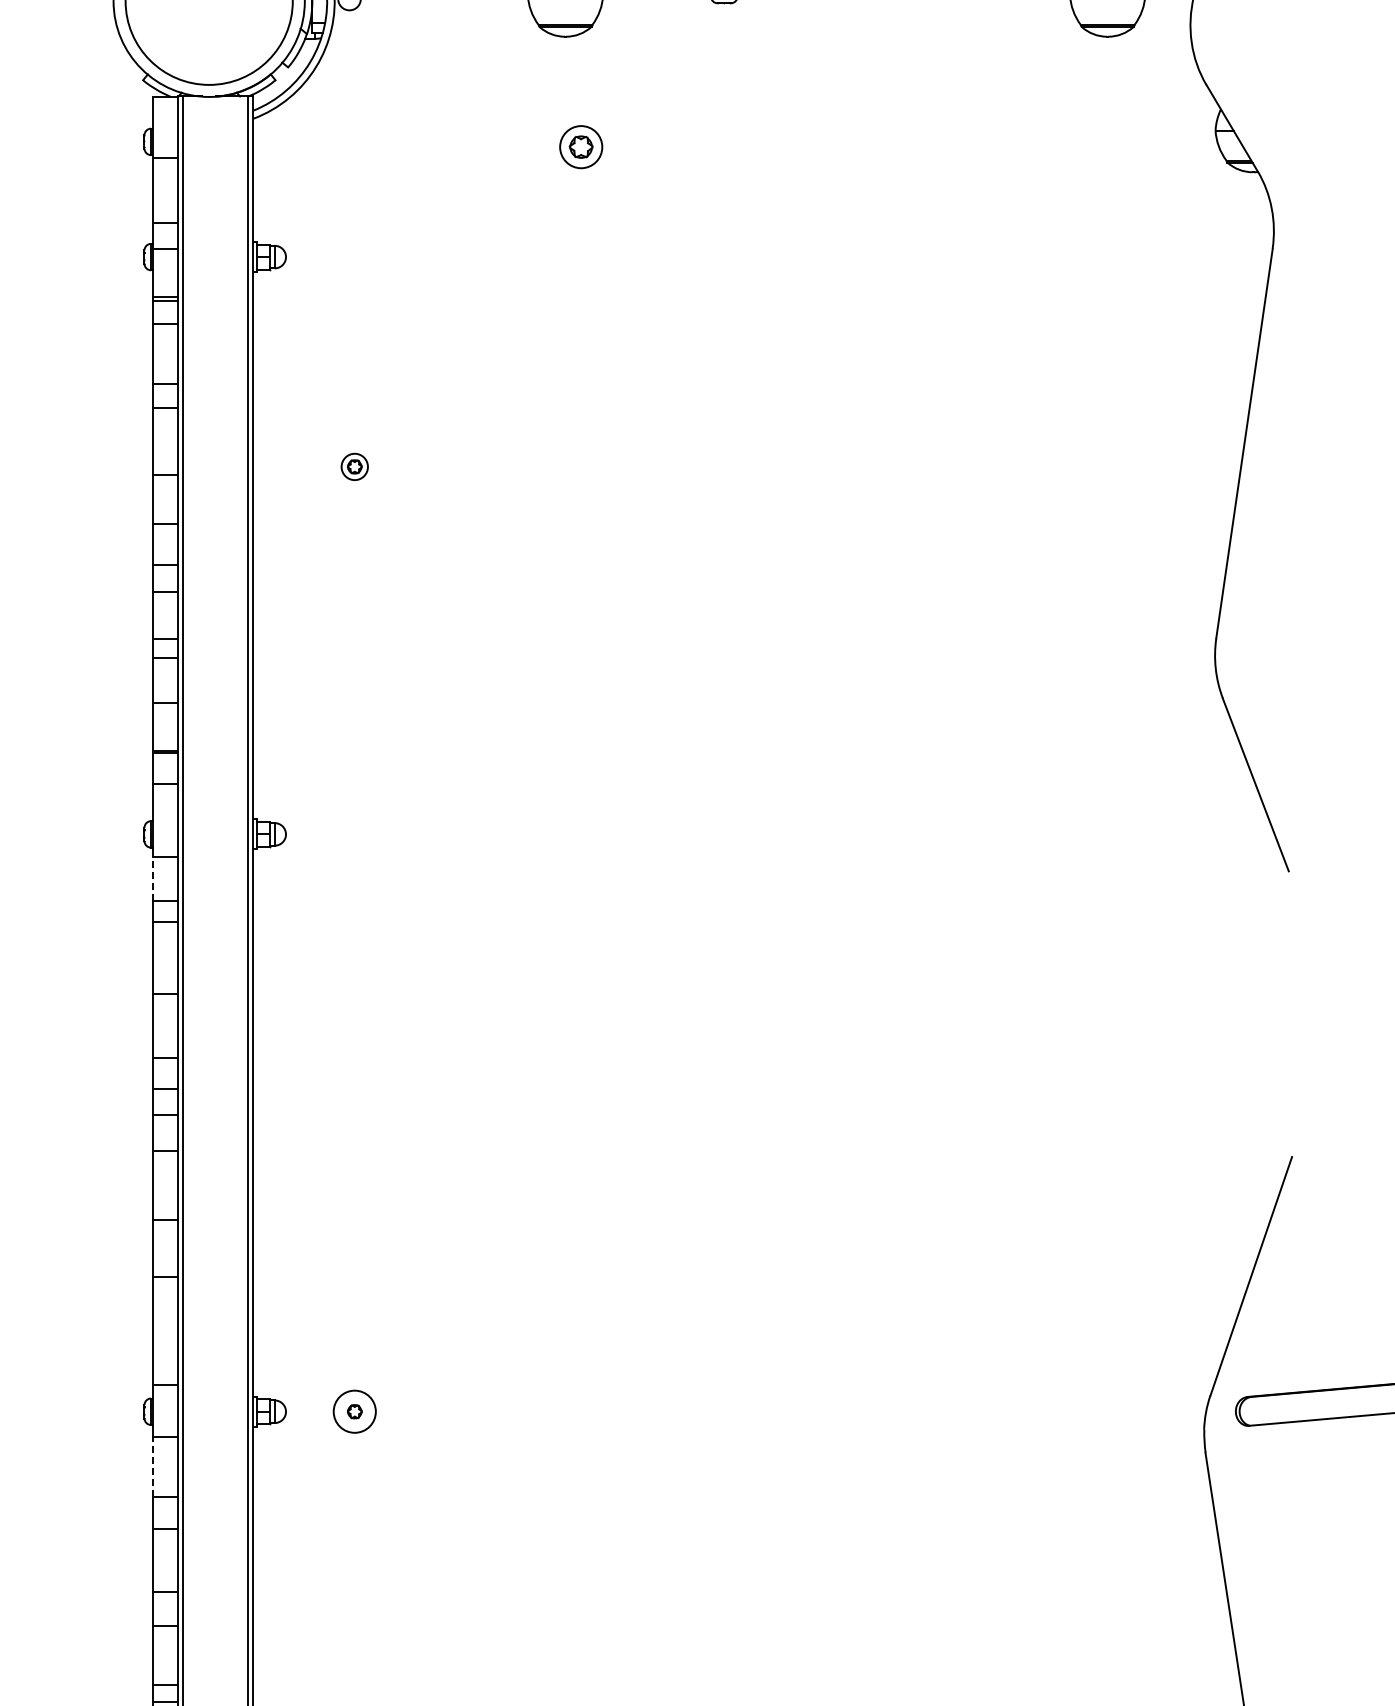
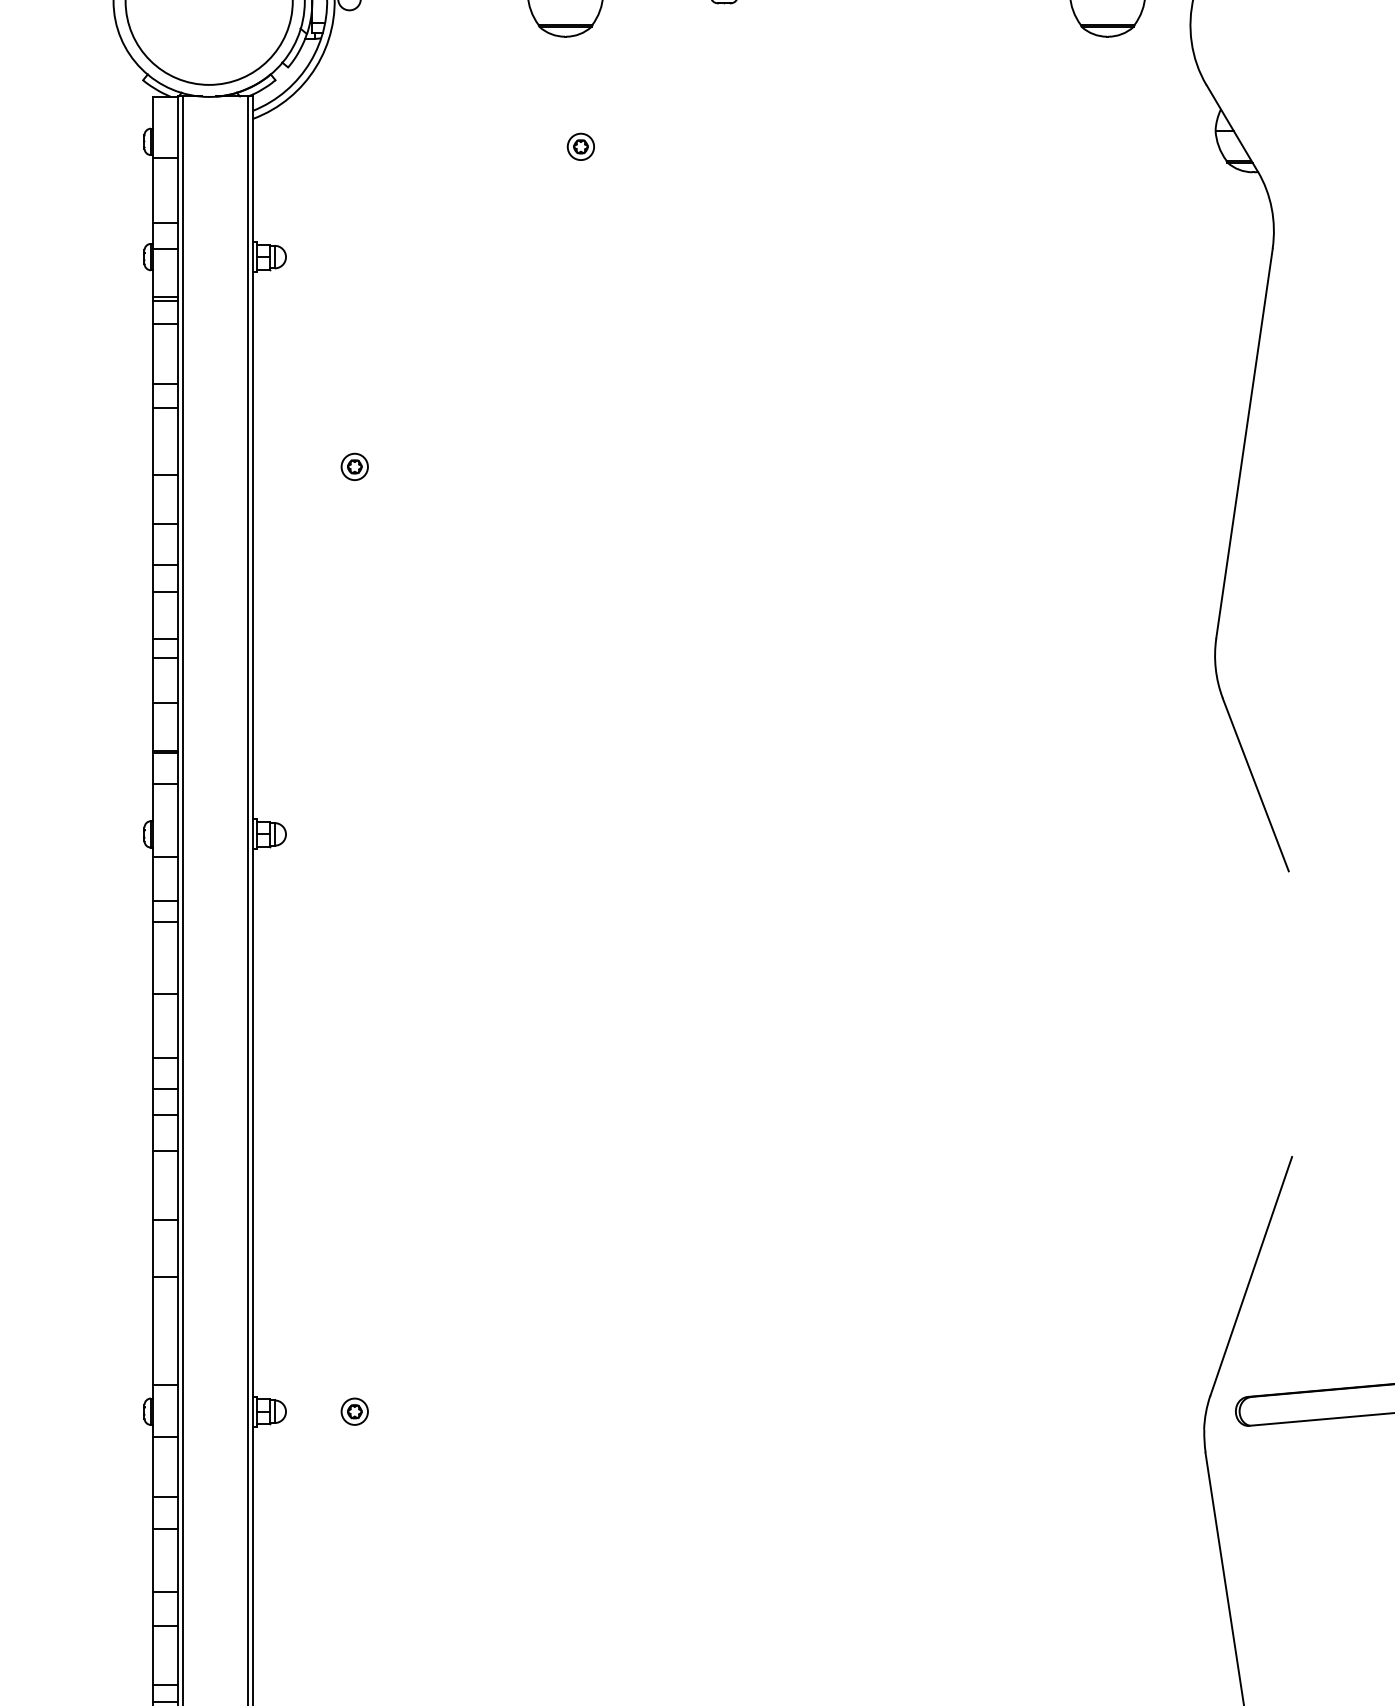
part size: 45x45 px -> 29x29 px (580, 146)
line: dashed -> solid (152, 878)
circle diameter: 42 px -> 26 px (354, 1411)
line: dashed -> solid (152, 1466)
